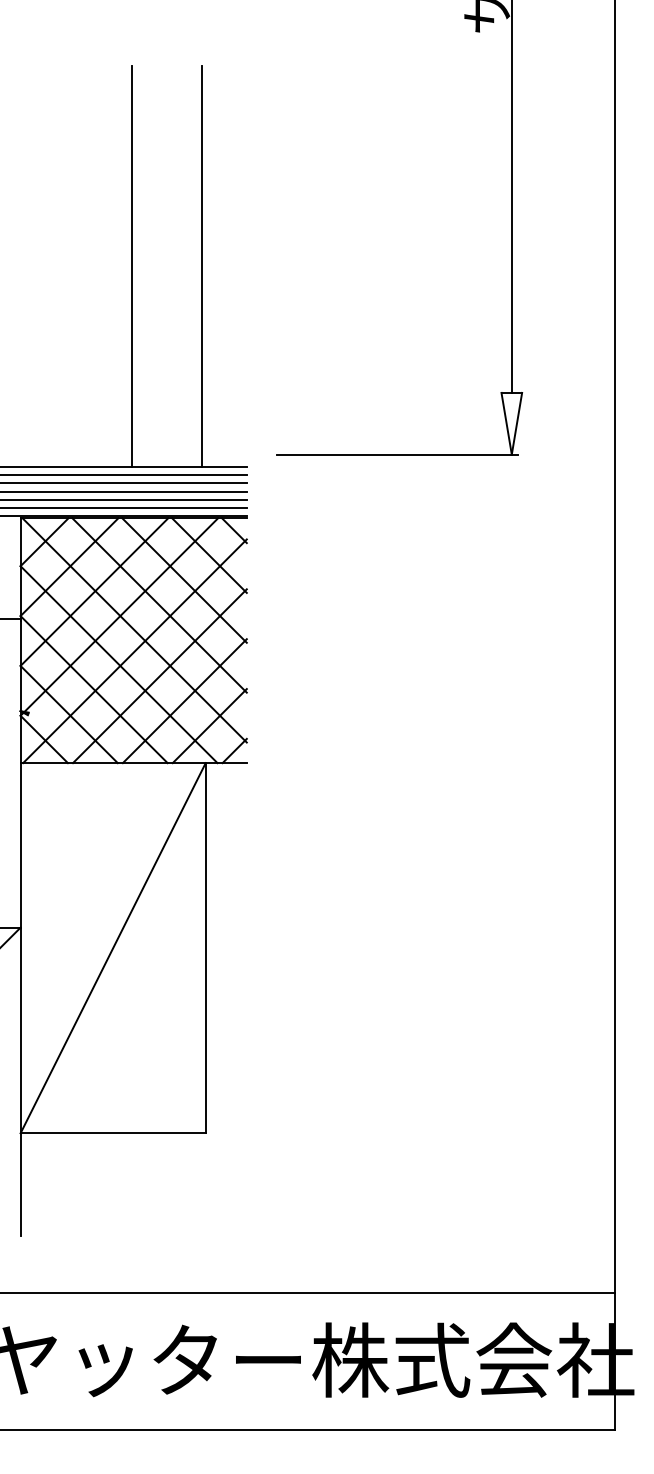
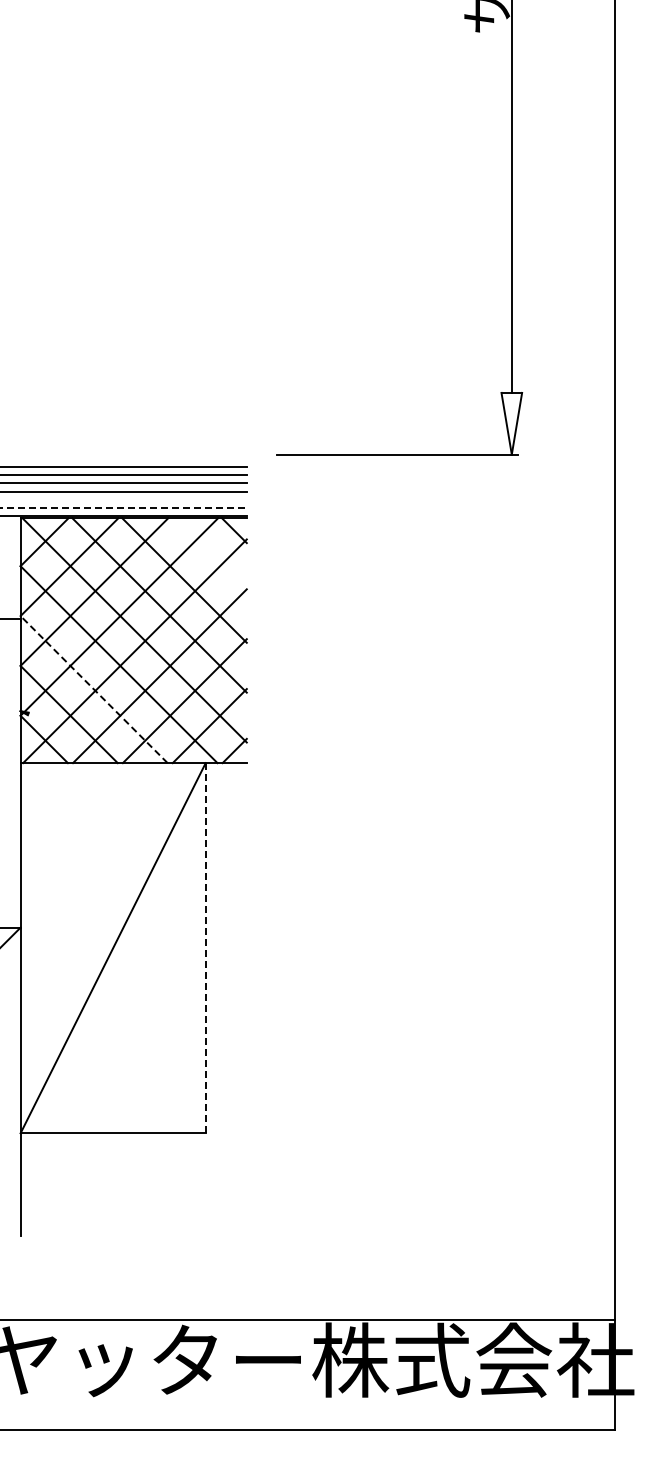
line: present -> none (131, 266)
line: present -> none (201, 266)
line: present -> none (124, 499)
line: solid -> dashed (123, 508)
line: present -> none (209, 555)
line: solid -> dashed (94, 689)
line: solid -> dashed (205, 948)
line position: (308, 1292) -> (308, 1319) (308, 1319)
